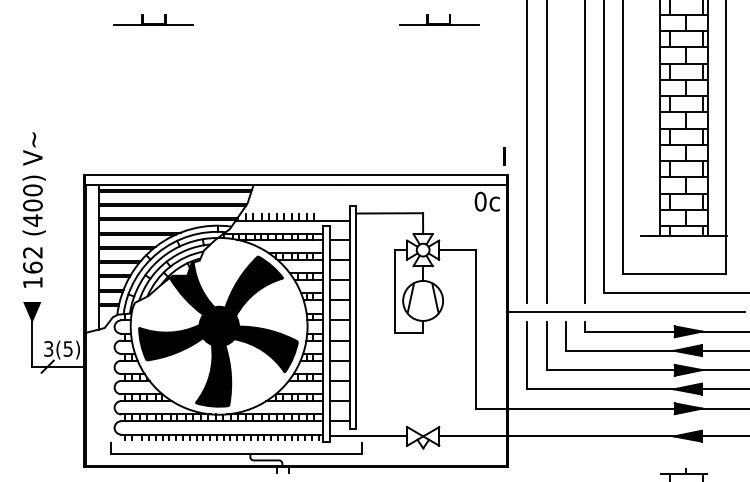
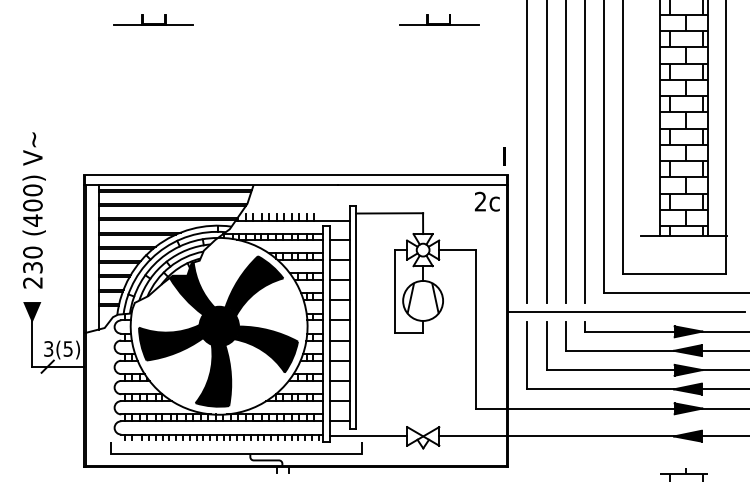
line: none -> present (566, 152)
text: 0c -> 2c (480, 201)
text: 162 -> 230 (32, 267)
